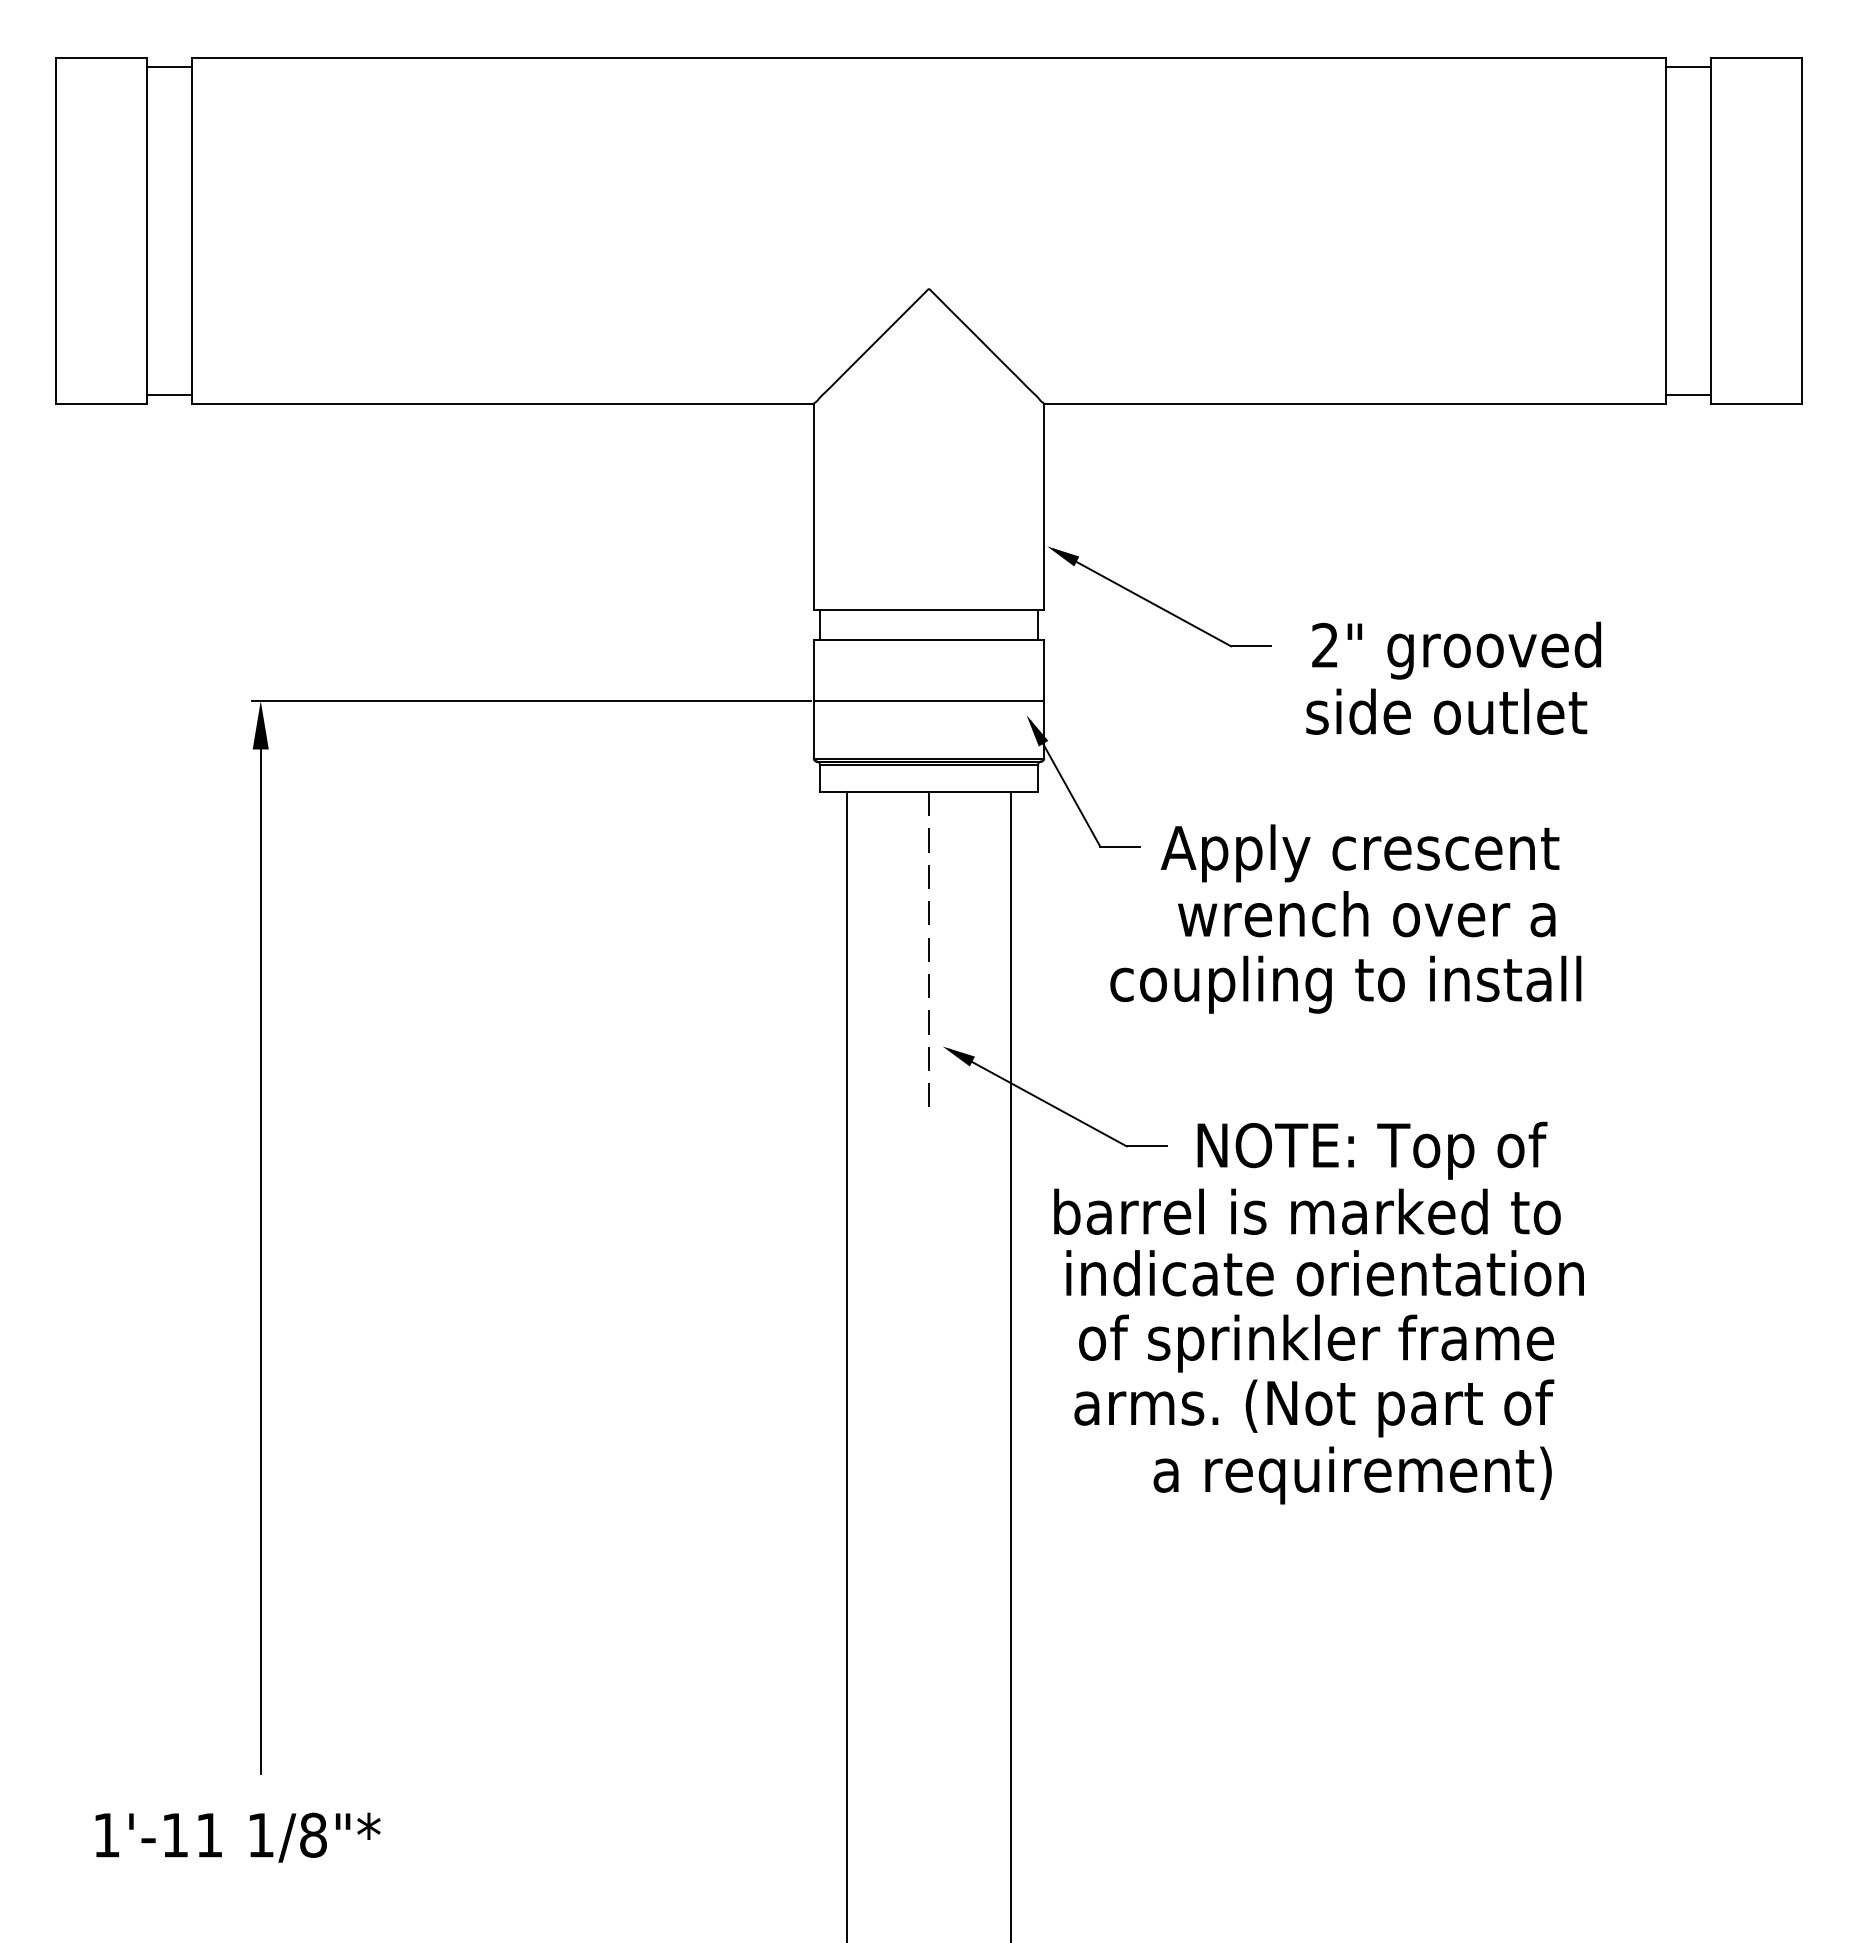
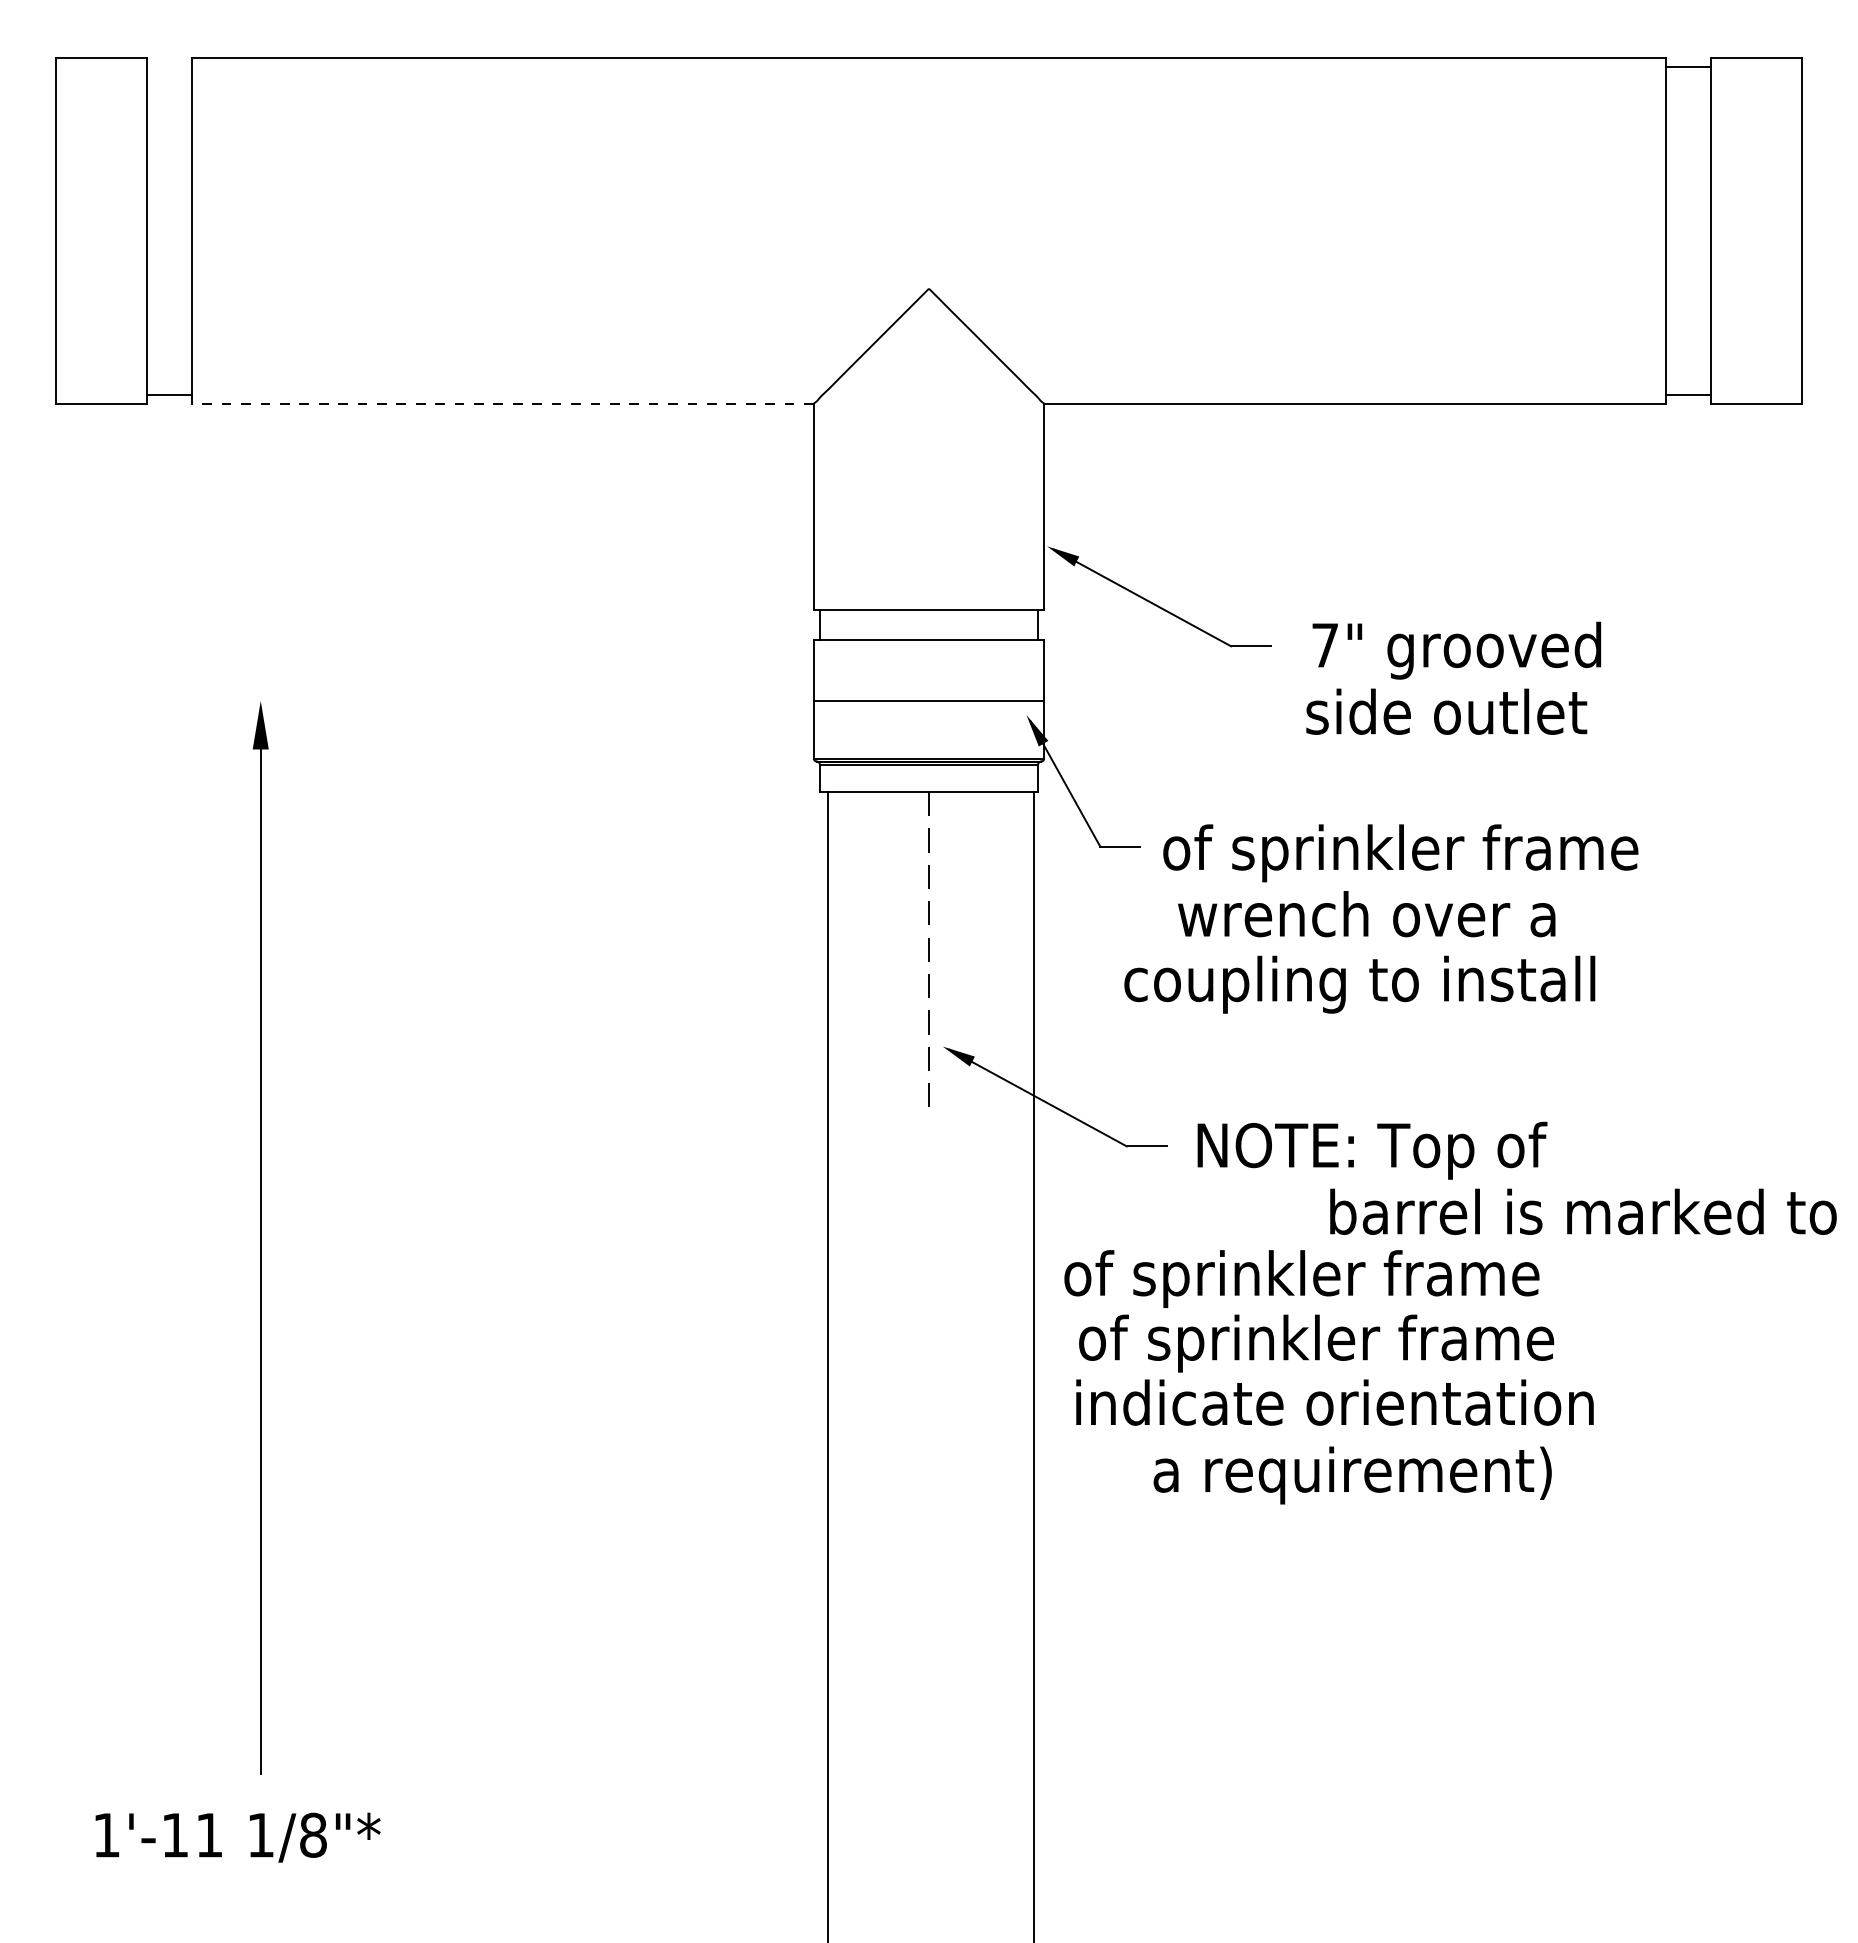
line: present -> none (169, 67)
line: solid -> dashed (502, 404)
text: 2" -> 7" (1324, 644)
line: present -> none (531, 700)
text: Apply crescent -> of sprinkler frame (1399, 853)
text position: (1345, 984) -> (1359, 984) (1359, 984)
text position: (1307, 1211) -> (1583, 1211) (1583, 1211)
text: indicate orientation -> of sprinkler frame (1323, 1279)
line position: (847, 1365) -> (828, 1365) (828, 1365)
line position: (1010, 1365) -> (1033, 1365) (1033, 1365)
text: arms. (Not part of -> indicate orientation (1333, 1408)
